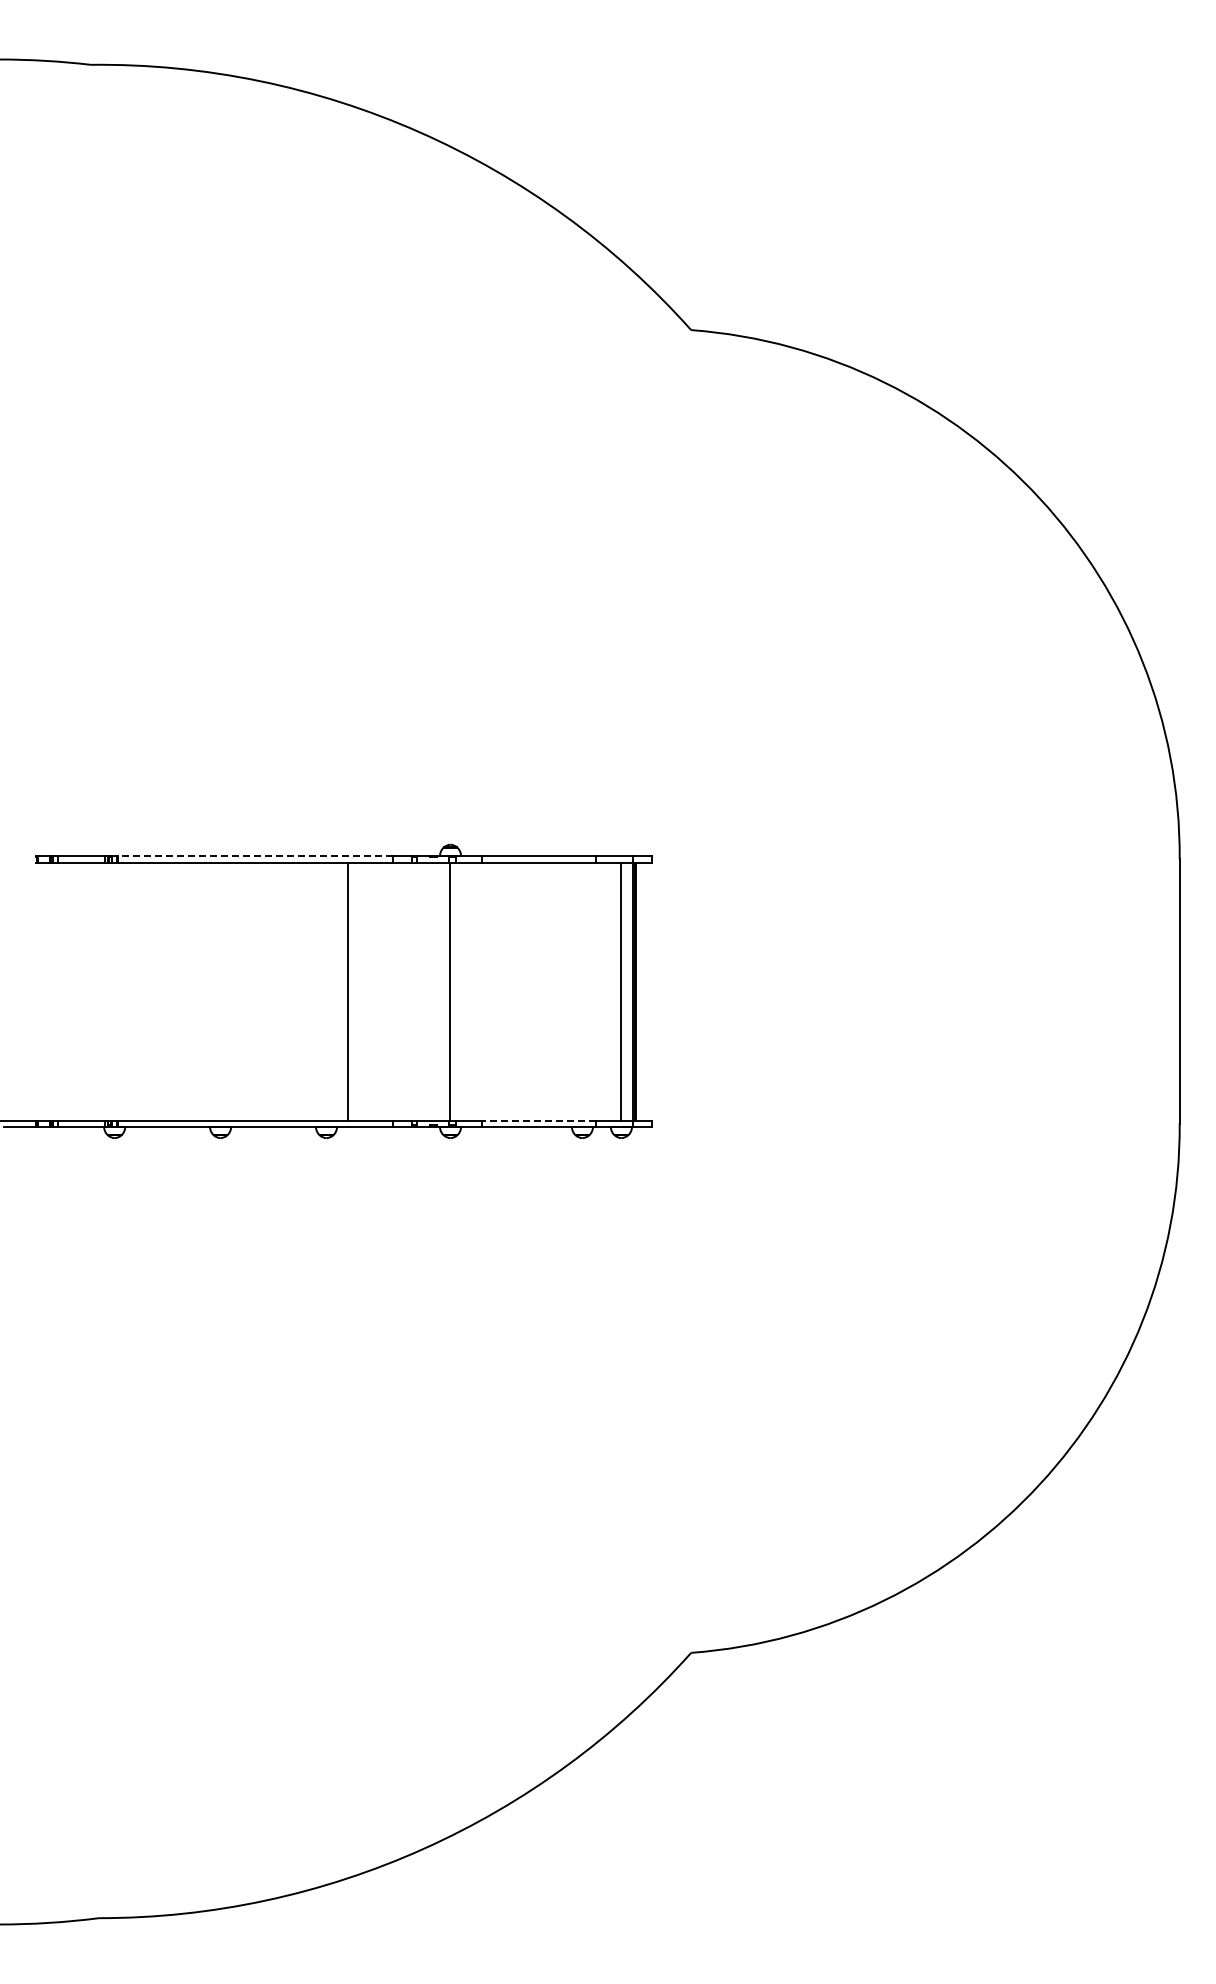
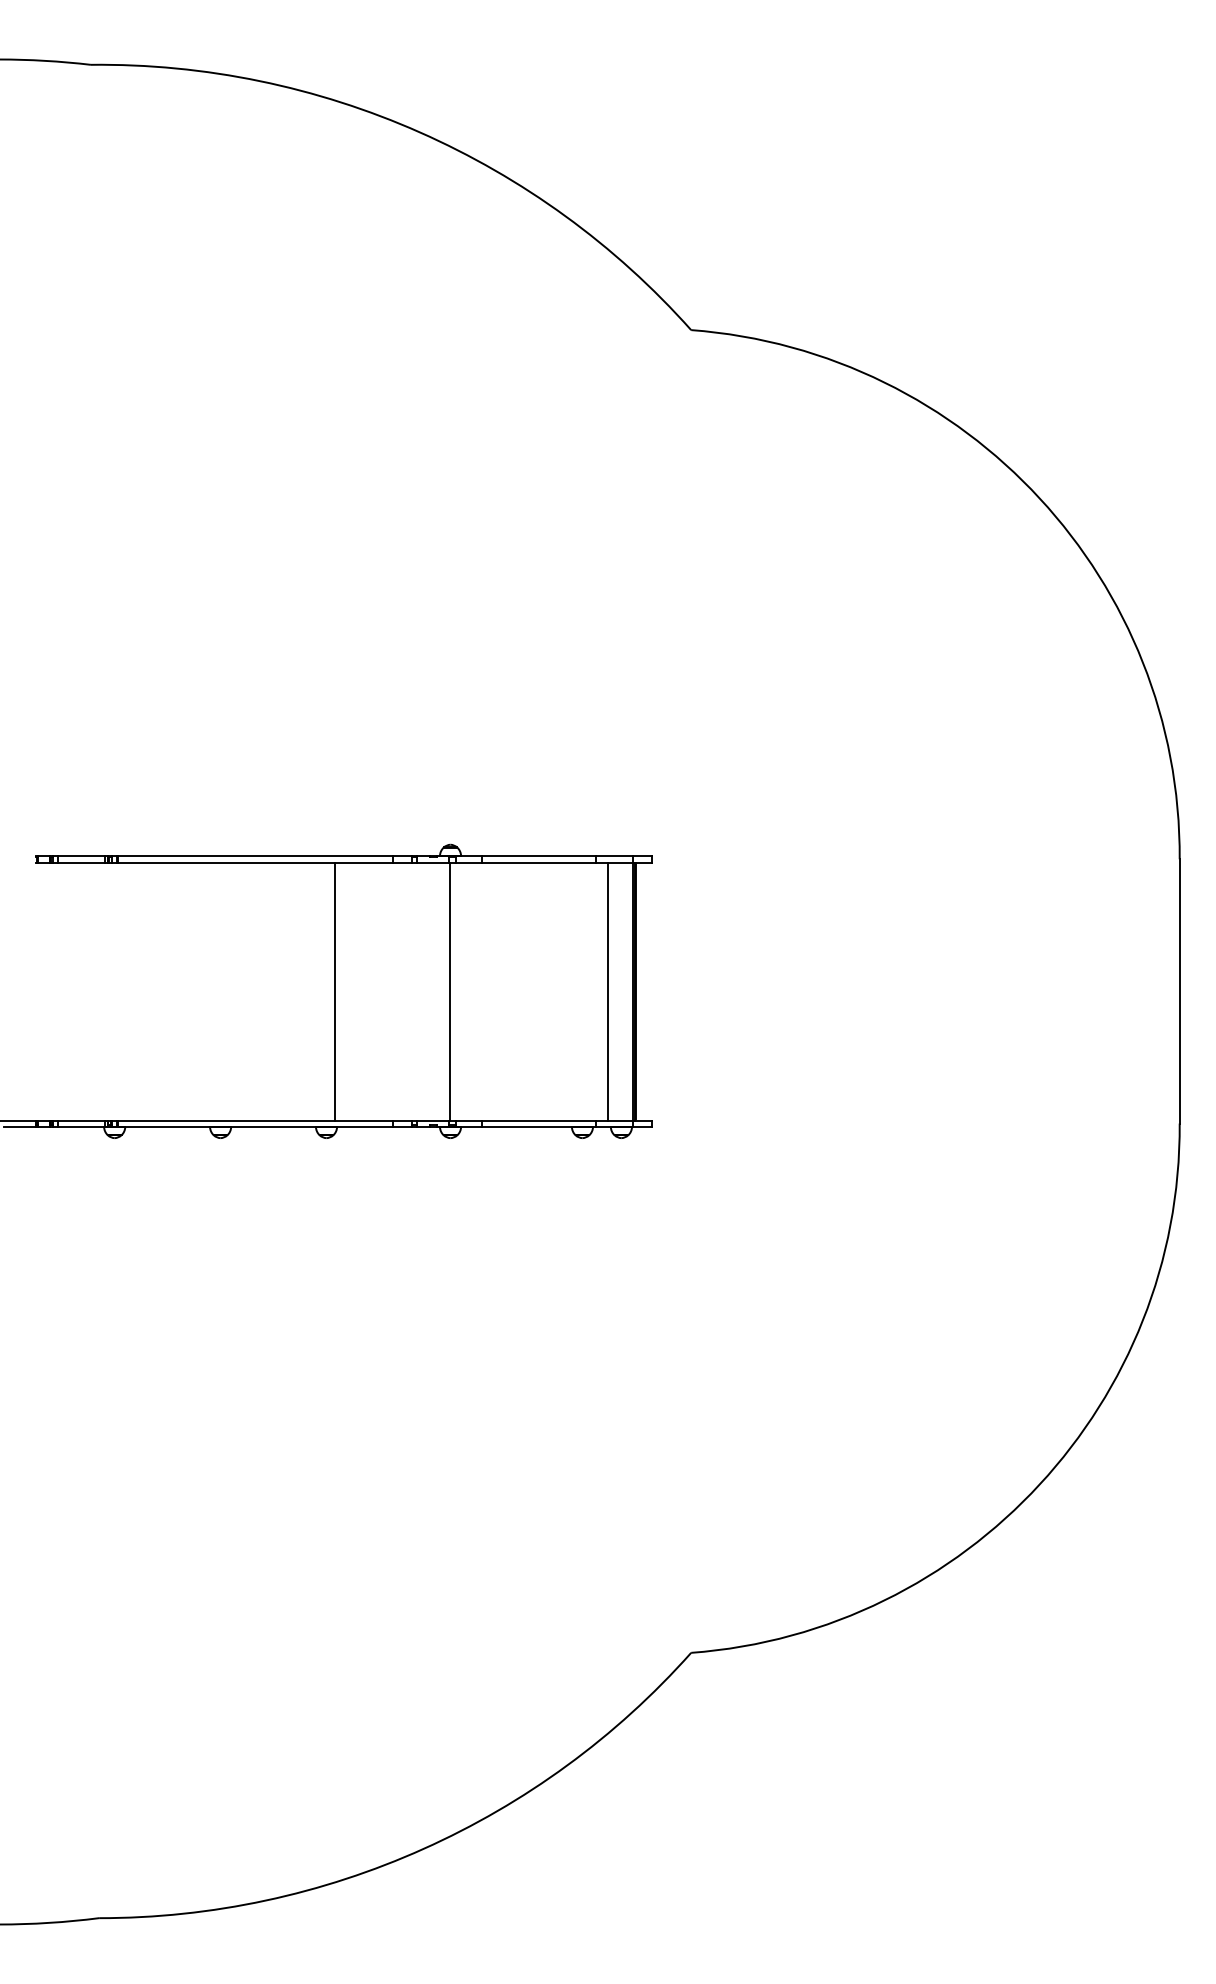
line: dashed -> solid (254, 856)
line position: (347, 991) -> (334, 991) (334, 991)
line position: (620, 991) -> (607, 991) (607, 991)
line: dashed -> solid (538, 1121)
